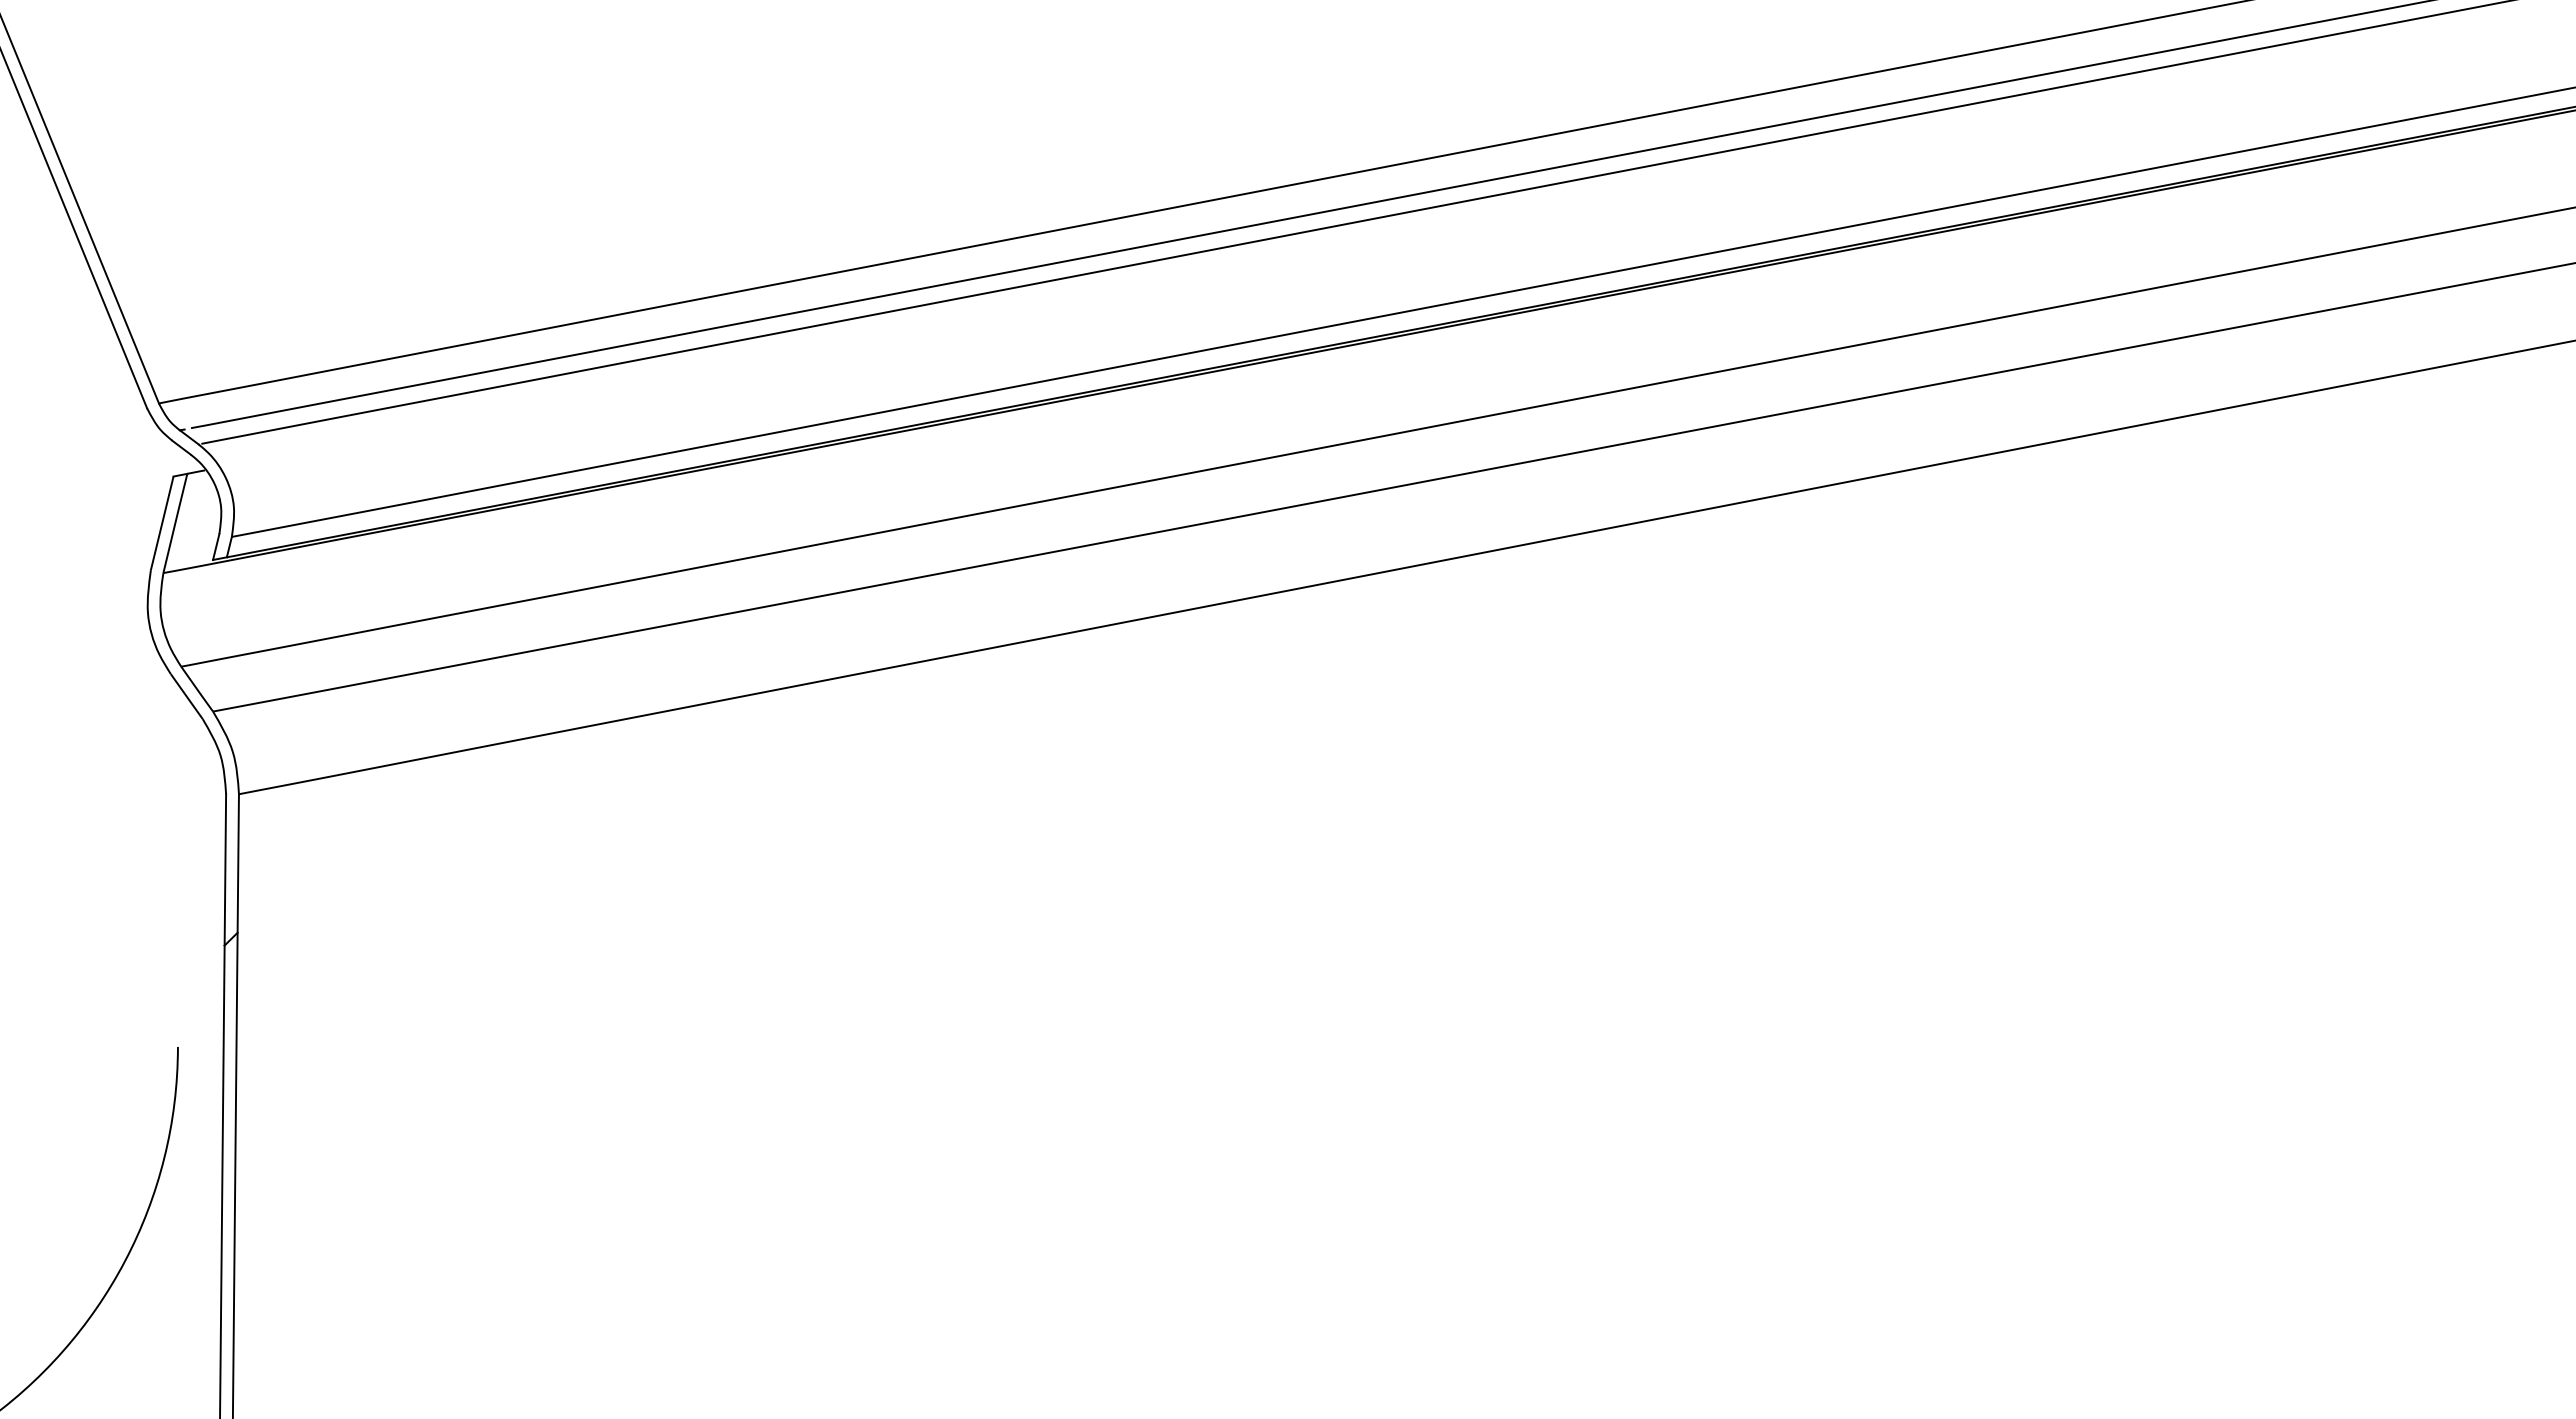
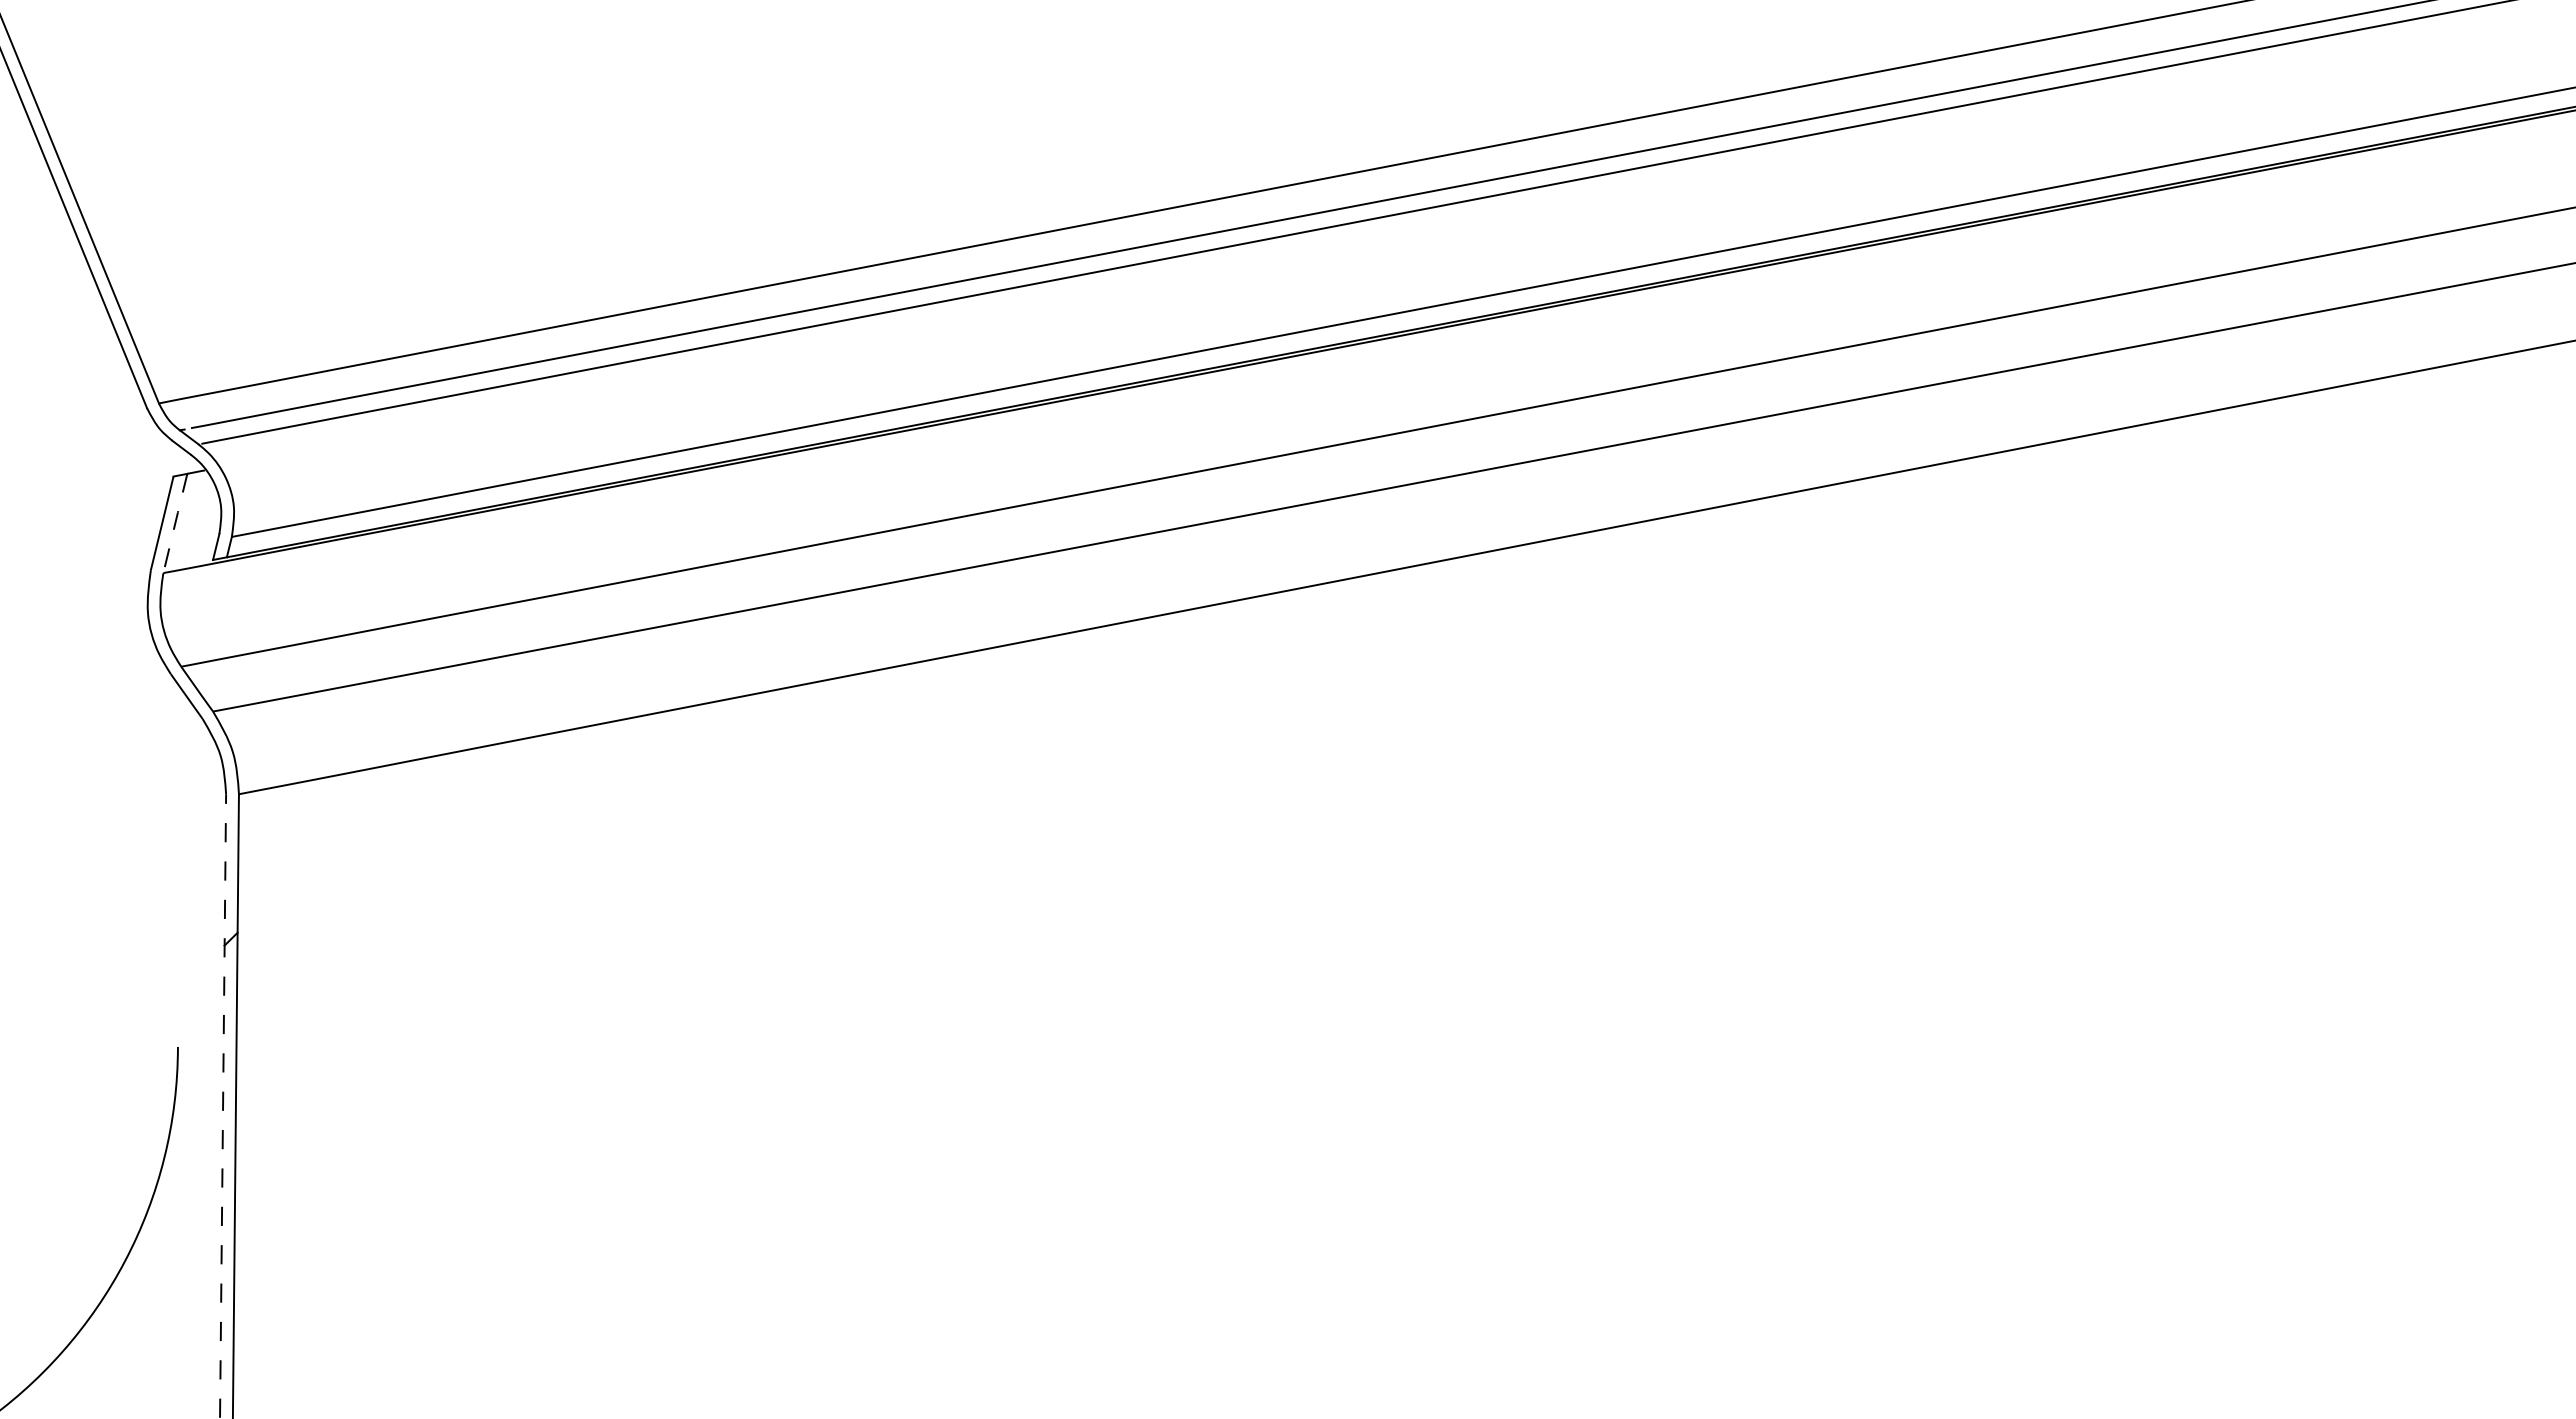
line: solid -> dashed (175, 523)
line: solid -> dashed (223, 1105)
